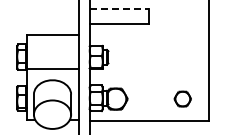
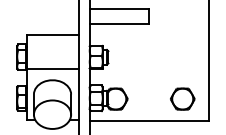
line: dashed -> solid (119, 8)
part size: 19x18 px -> 26x24 px (182, 98)
